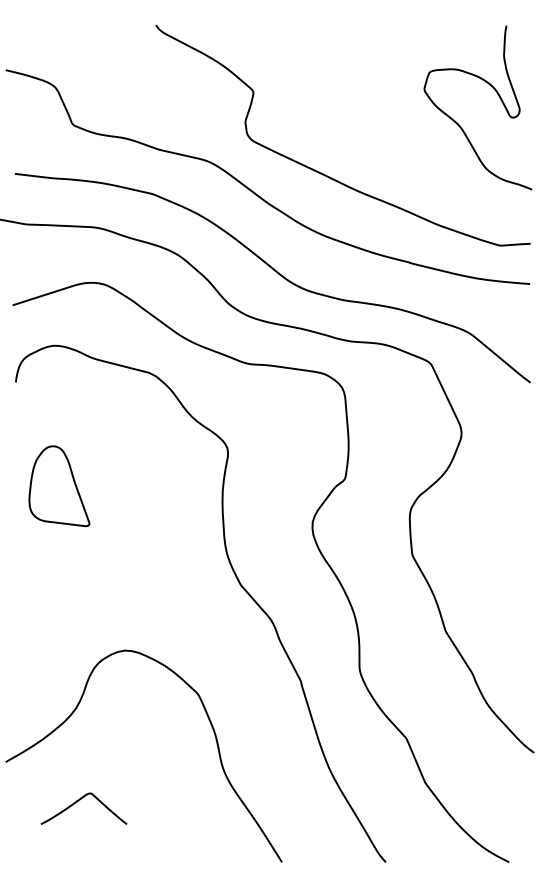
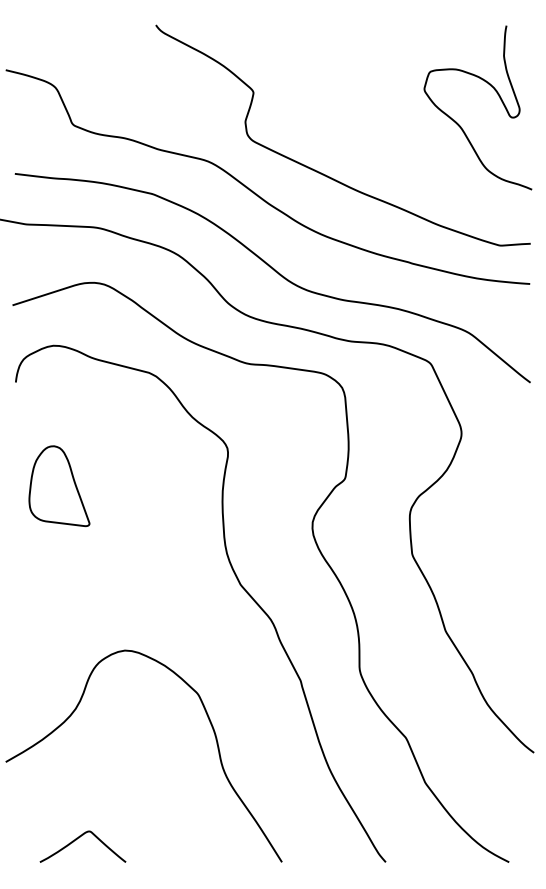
curve position: (77, 802) -> (76, 840) (76, 840)
